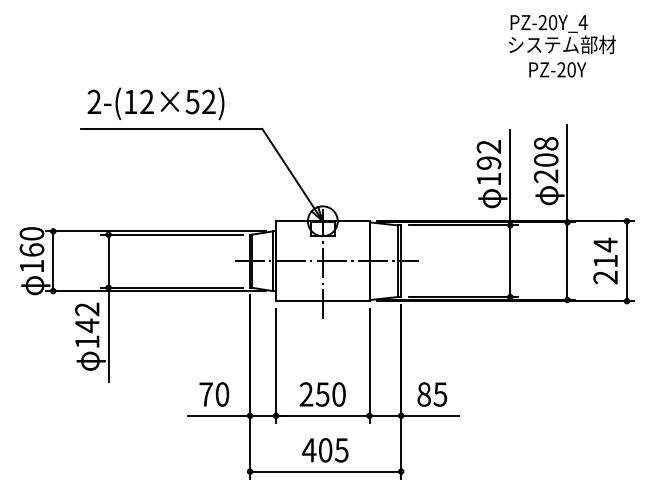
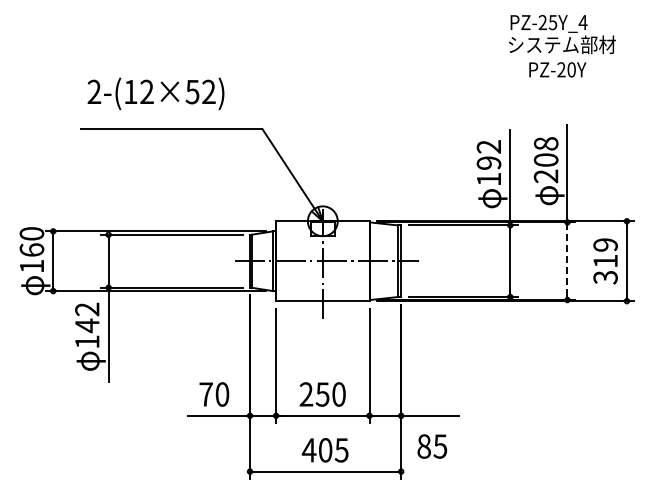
text: PZ-20Y_4 -> PZ-25Y_4 (552, 22)
text position: (155, 103) -> (155, 93) (155, 93)
line: solid -> dashed (567, 260)
text: 214 -> 319 (605, 260)
text position: (432, 394) -> (432, 446) (432, 446)
